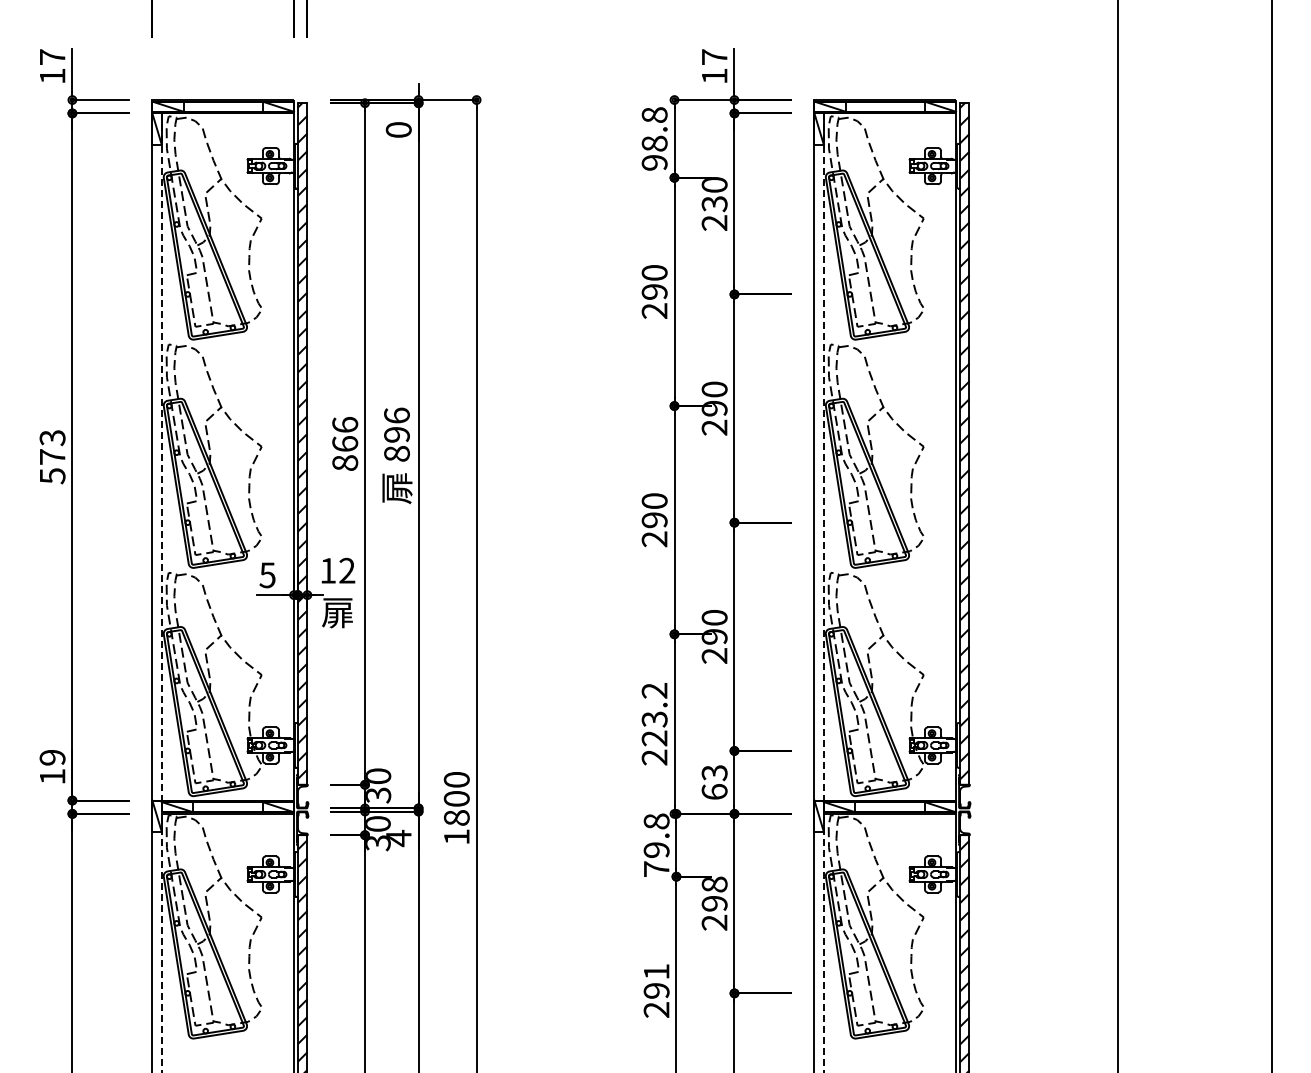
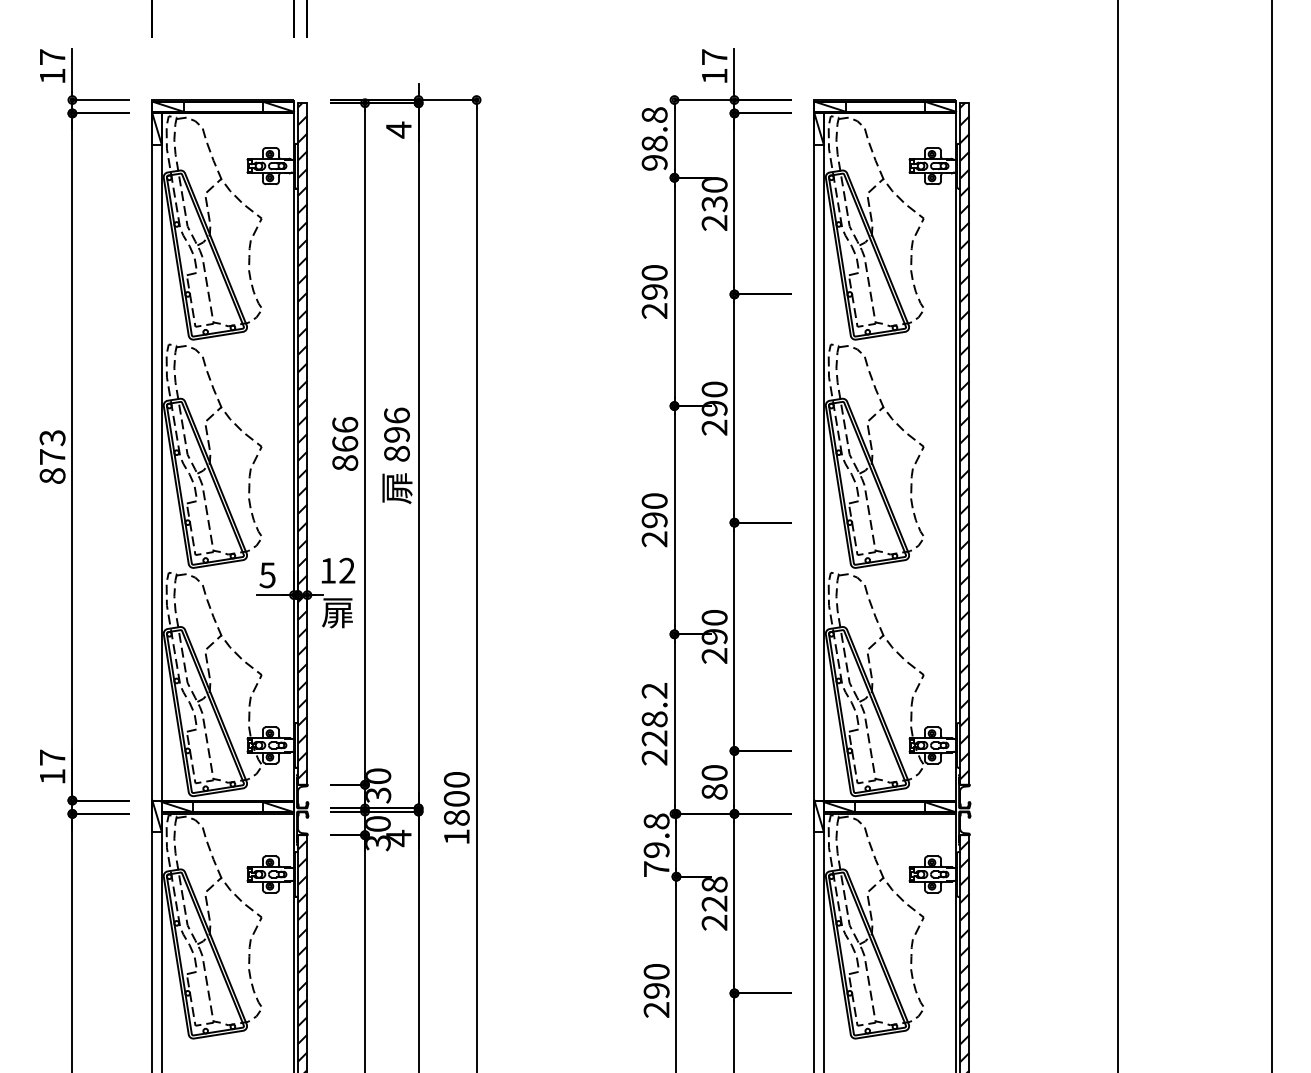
text: 0 -> 4 (398, 129)
text: 573 -> 873 (52, 476)
line: dashed -> solid (161, 593)
line: dashed -> solid (823, 593)
text: 223.2 -> 228.2 (654, 719)
text: 19 -> 17 (52, 757)
text: 63 -> 80 (714, 782)
text: 298 -> 228 (714, 903)
text: 291 -> 290 (656, 971)
